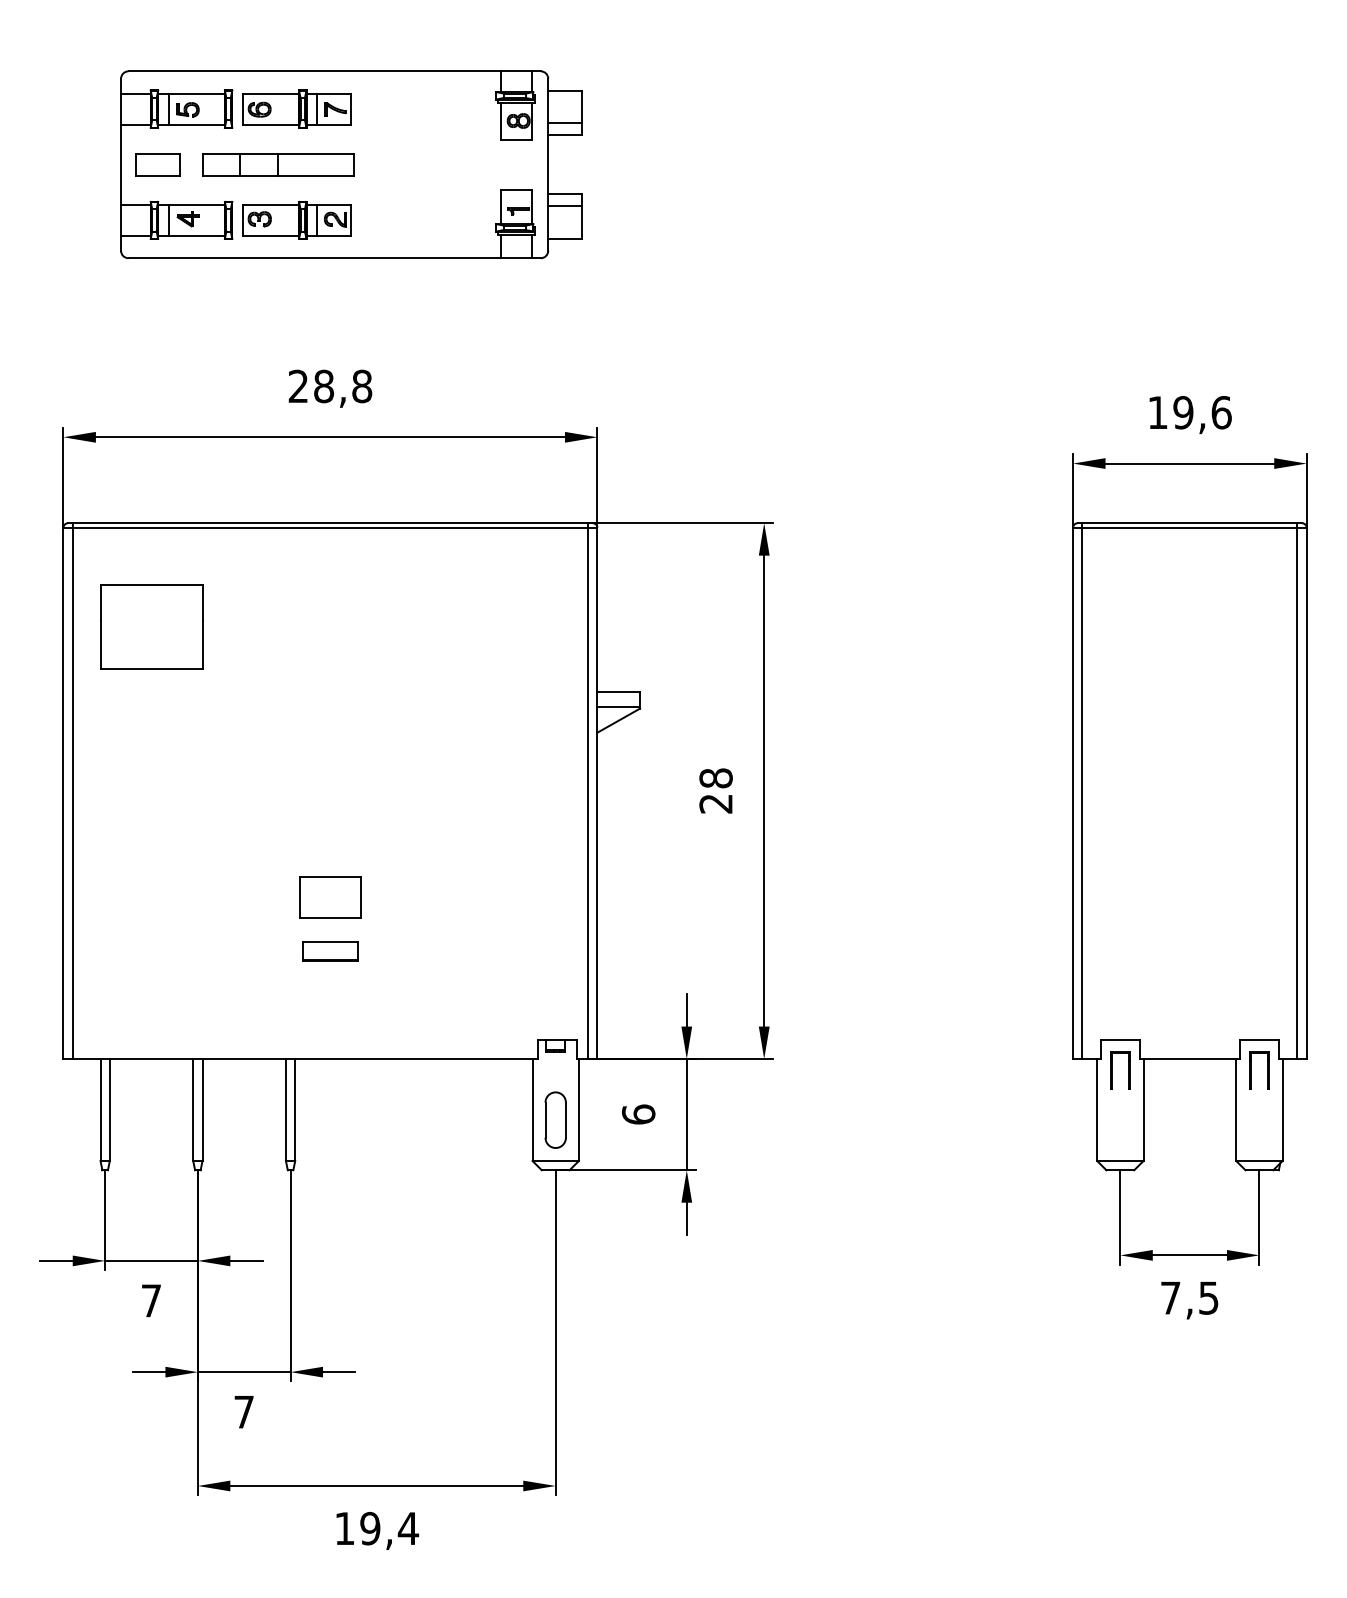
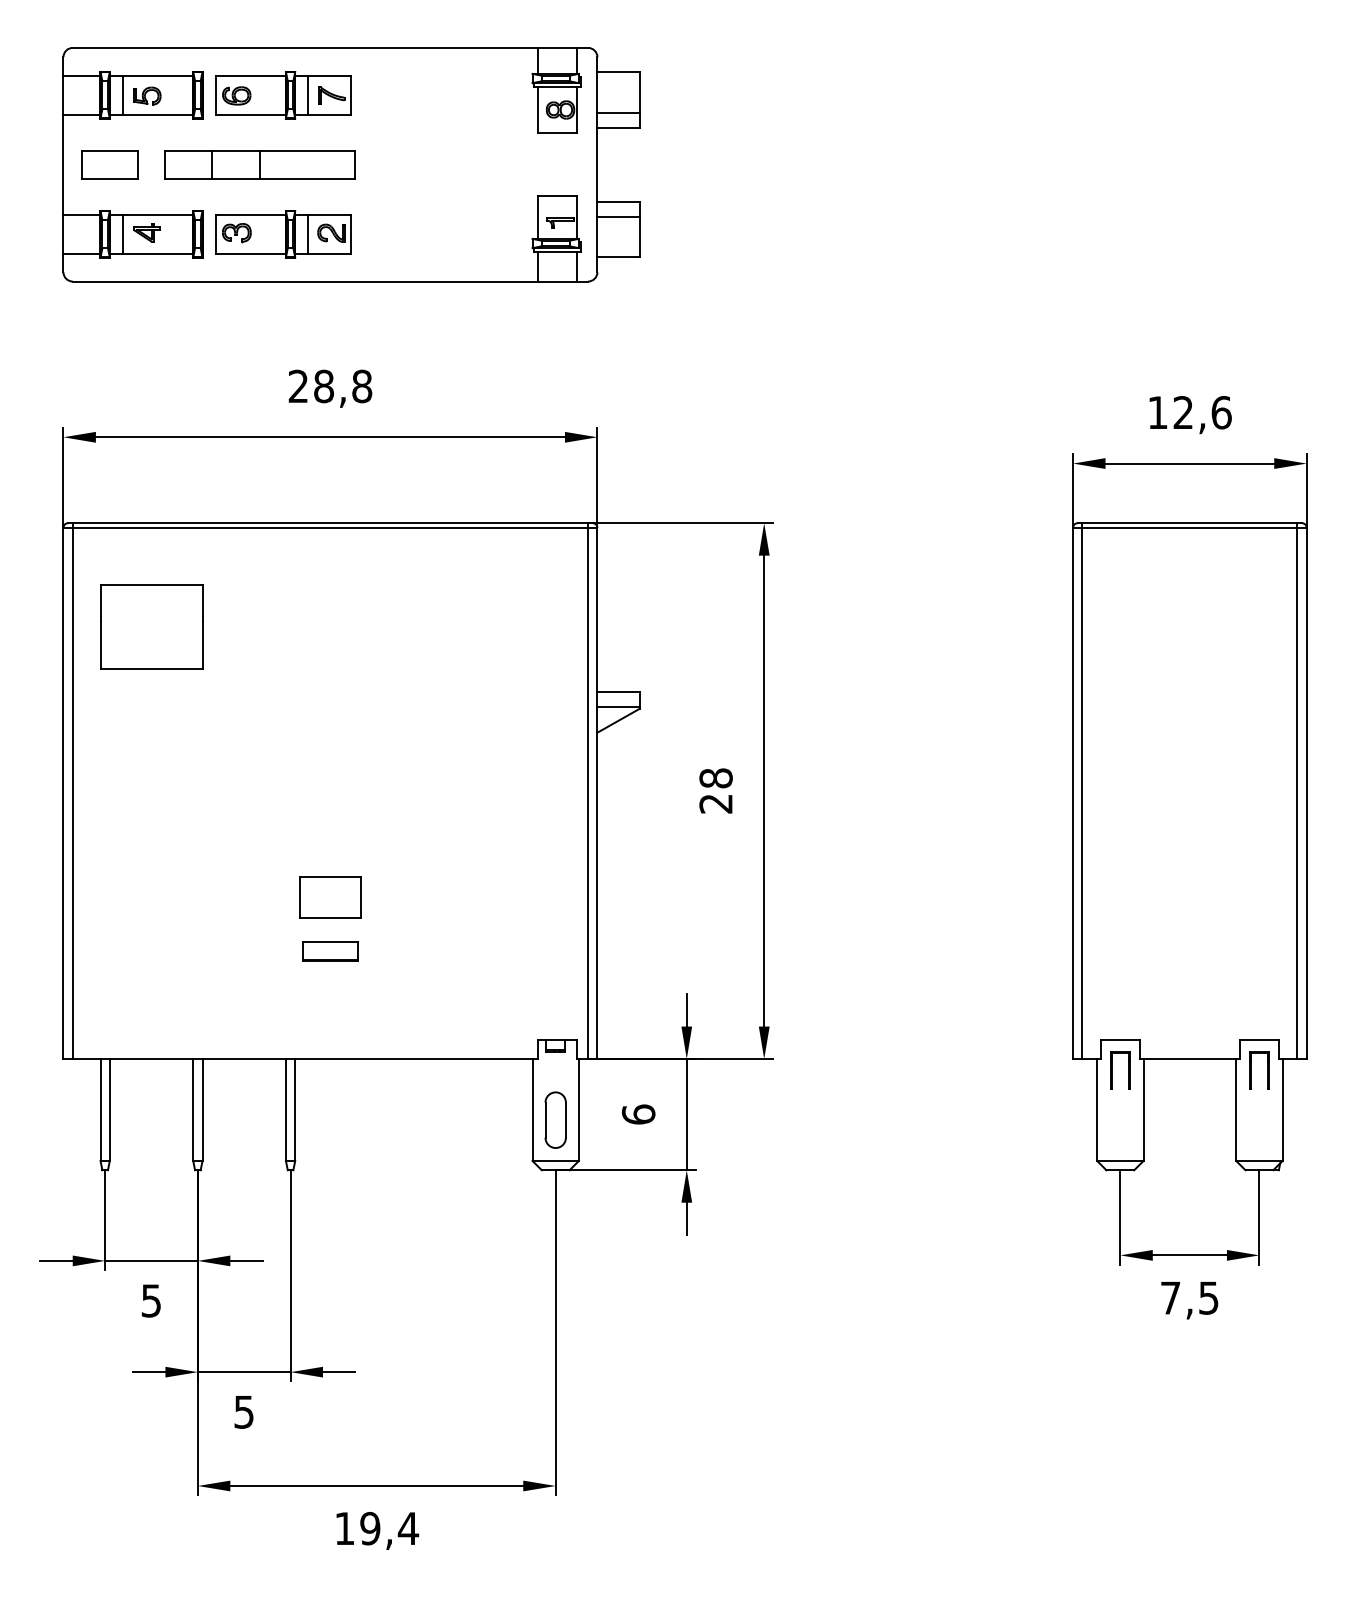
part size: 463x190 px -> 579x236 px (351, 164)
text: 19,6 -> 12,6 (1183, 412)
text: 7 -> 5 (150, 1300)
text: 7 -> 5 (243, 1412)
